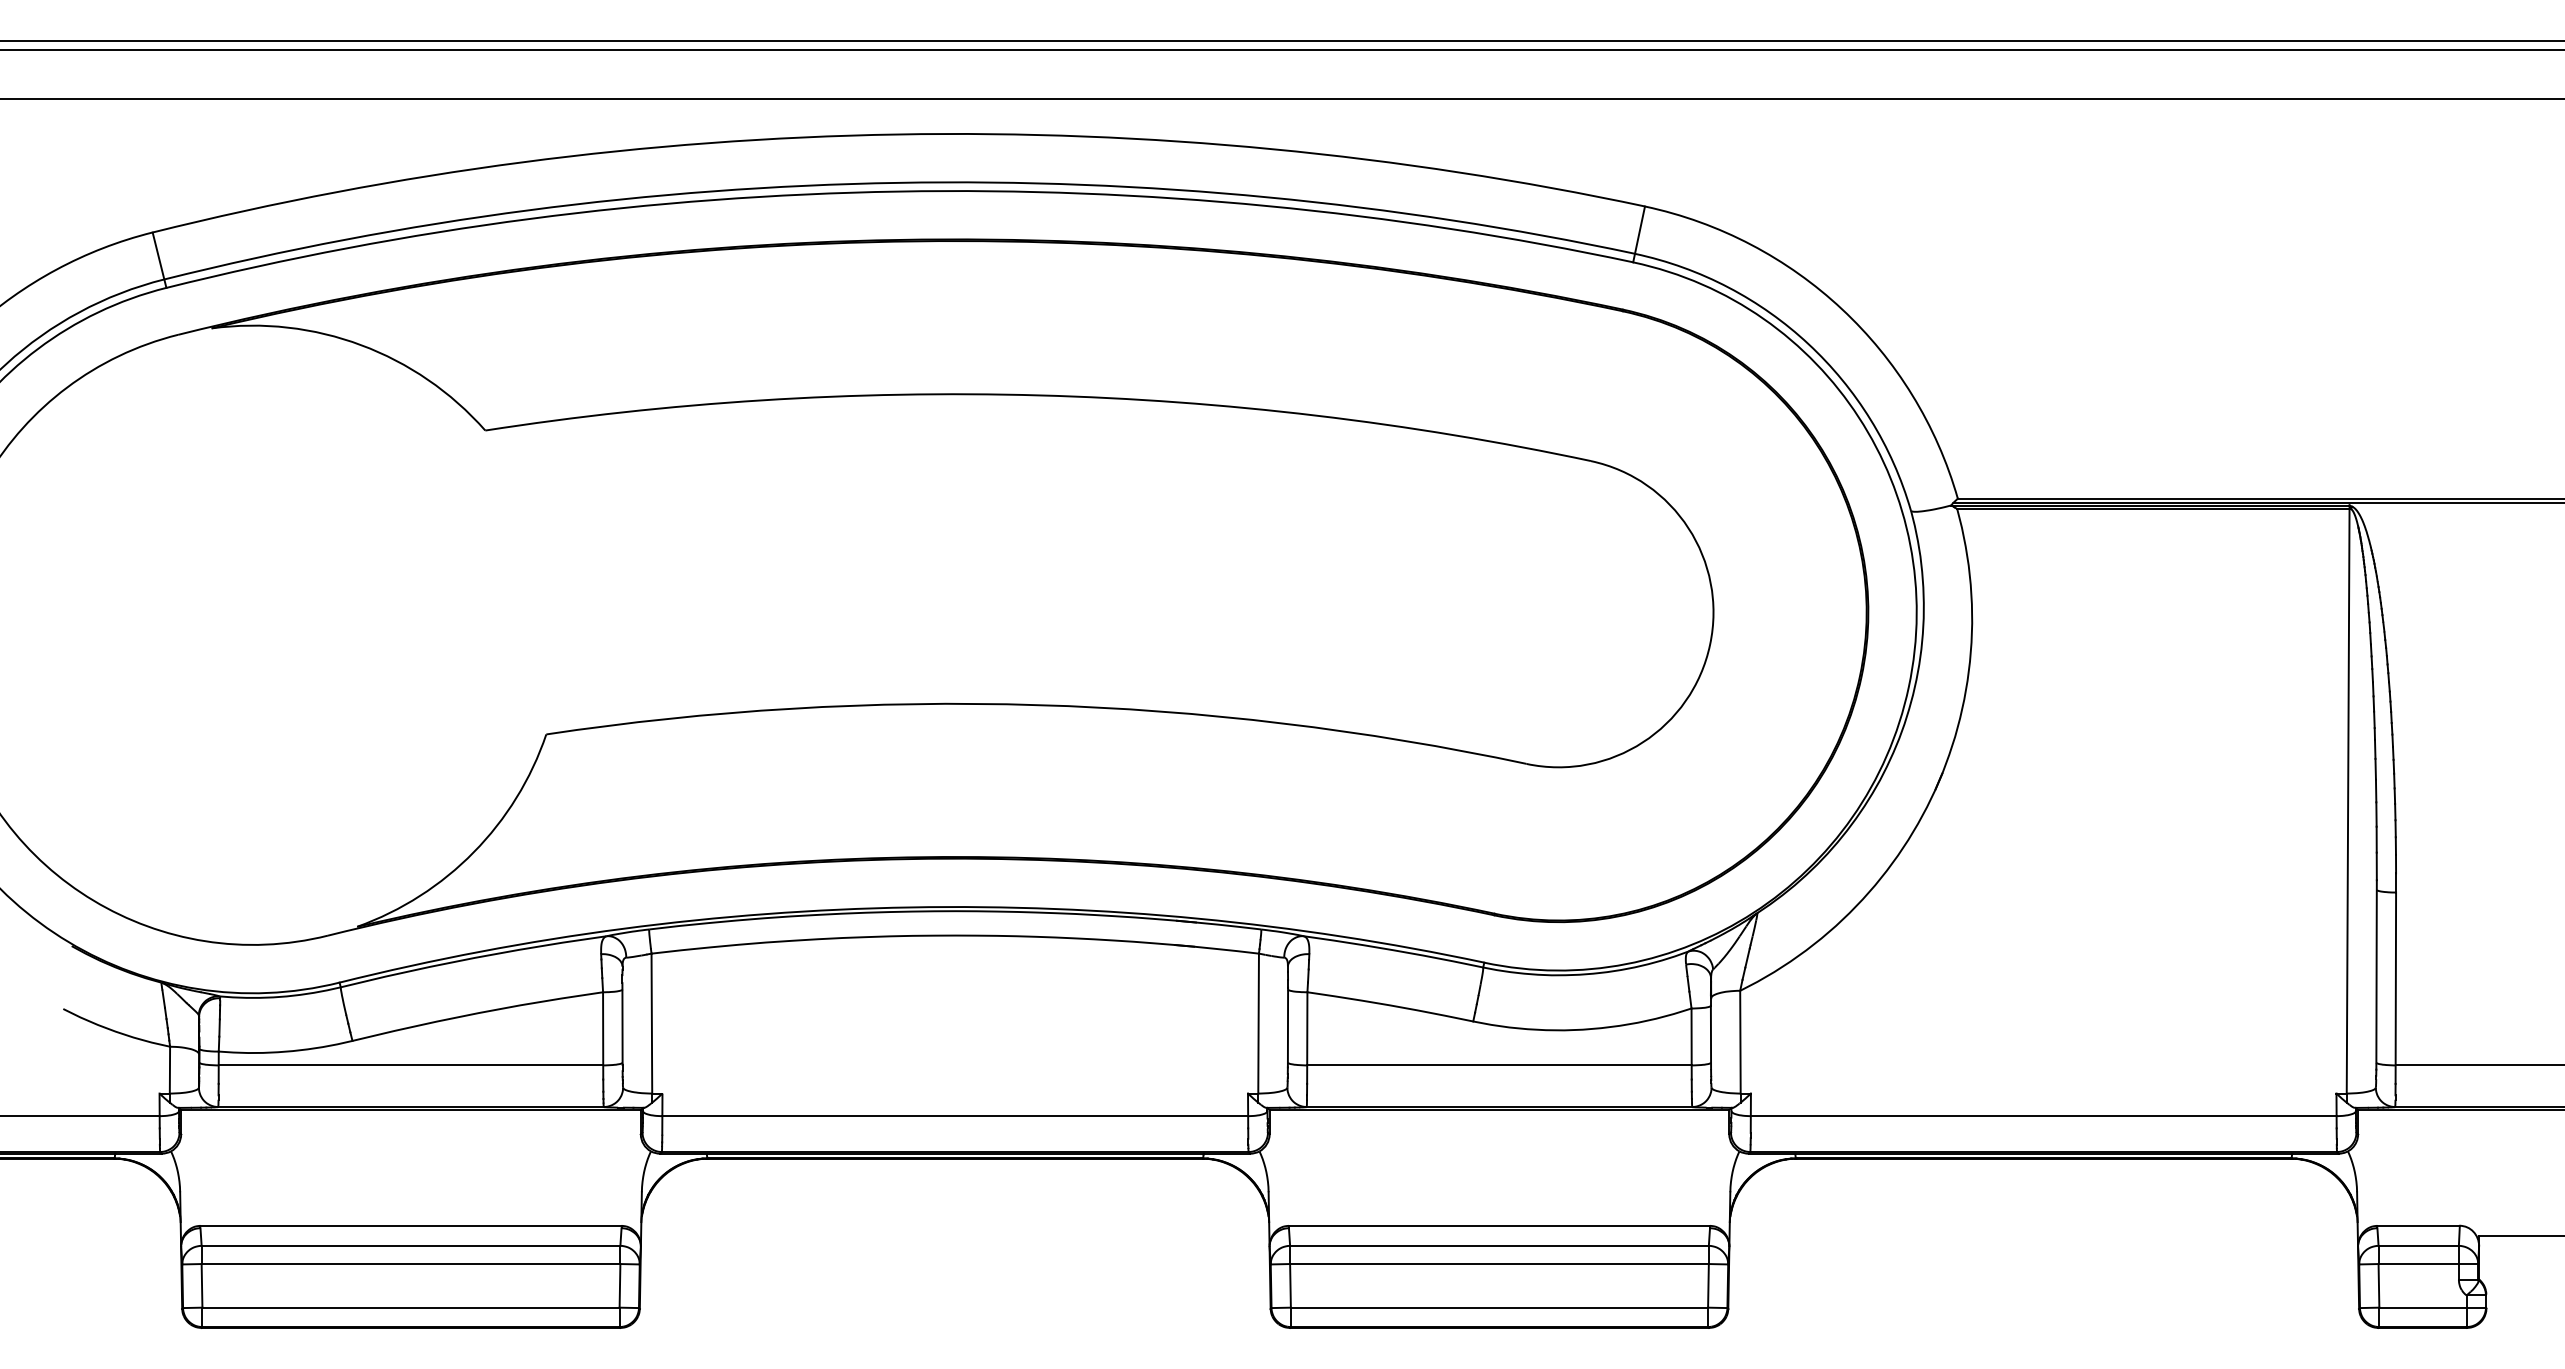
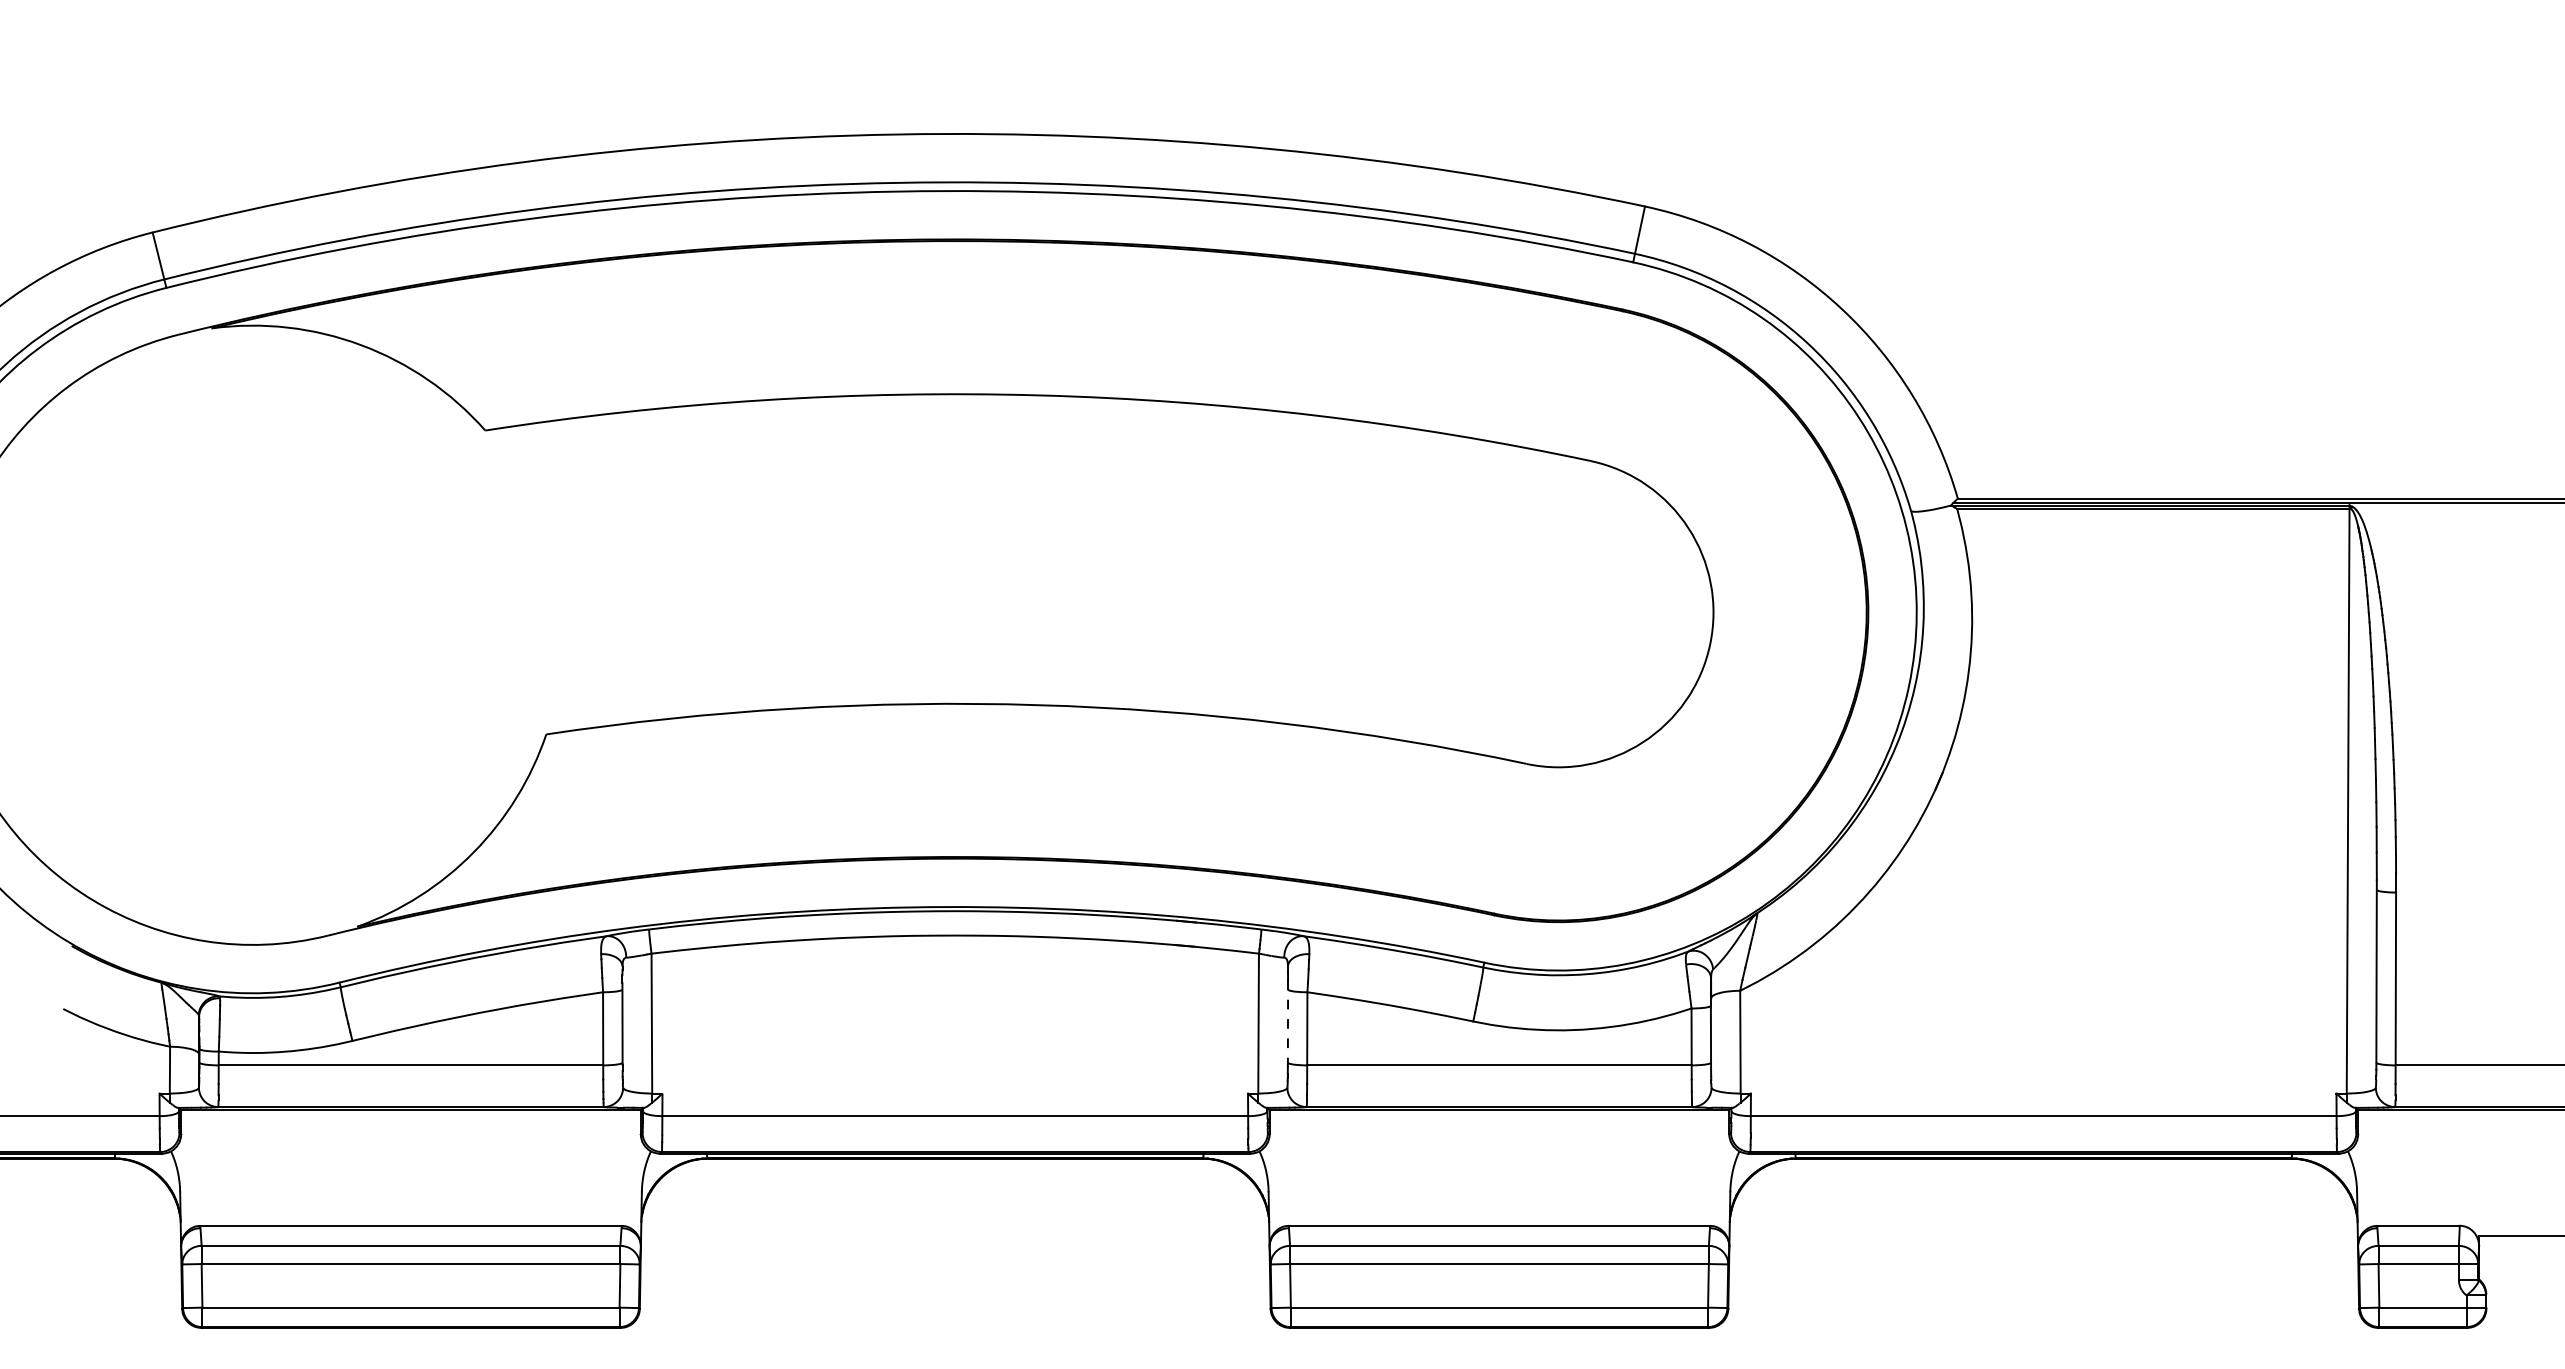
line: present -> none (1281, 41)
line: present -> none (1281, 50)
line: present -> none (1281, 98)
line: solid -> dashed (1287, 1027)
